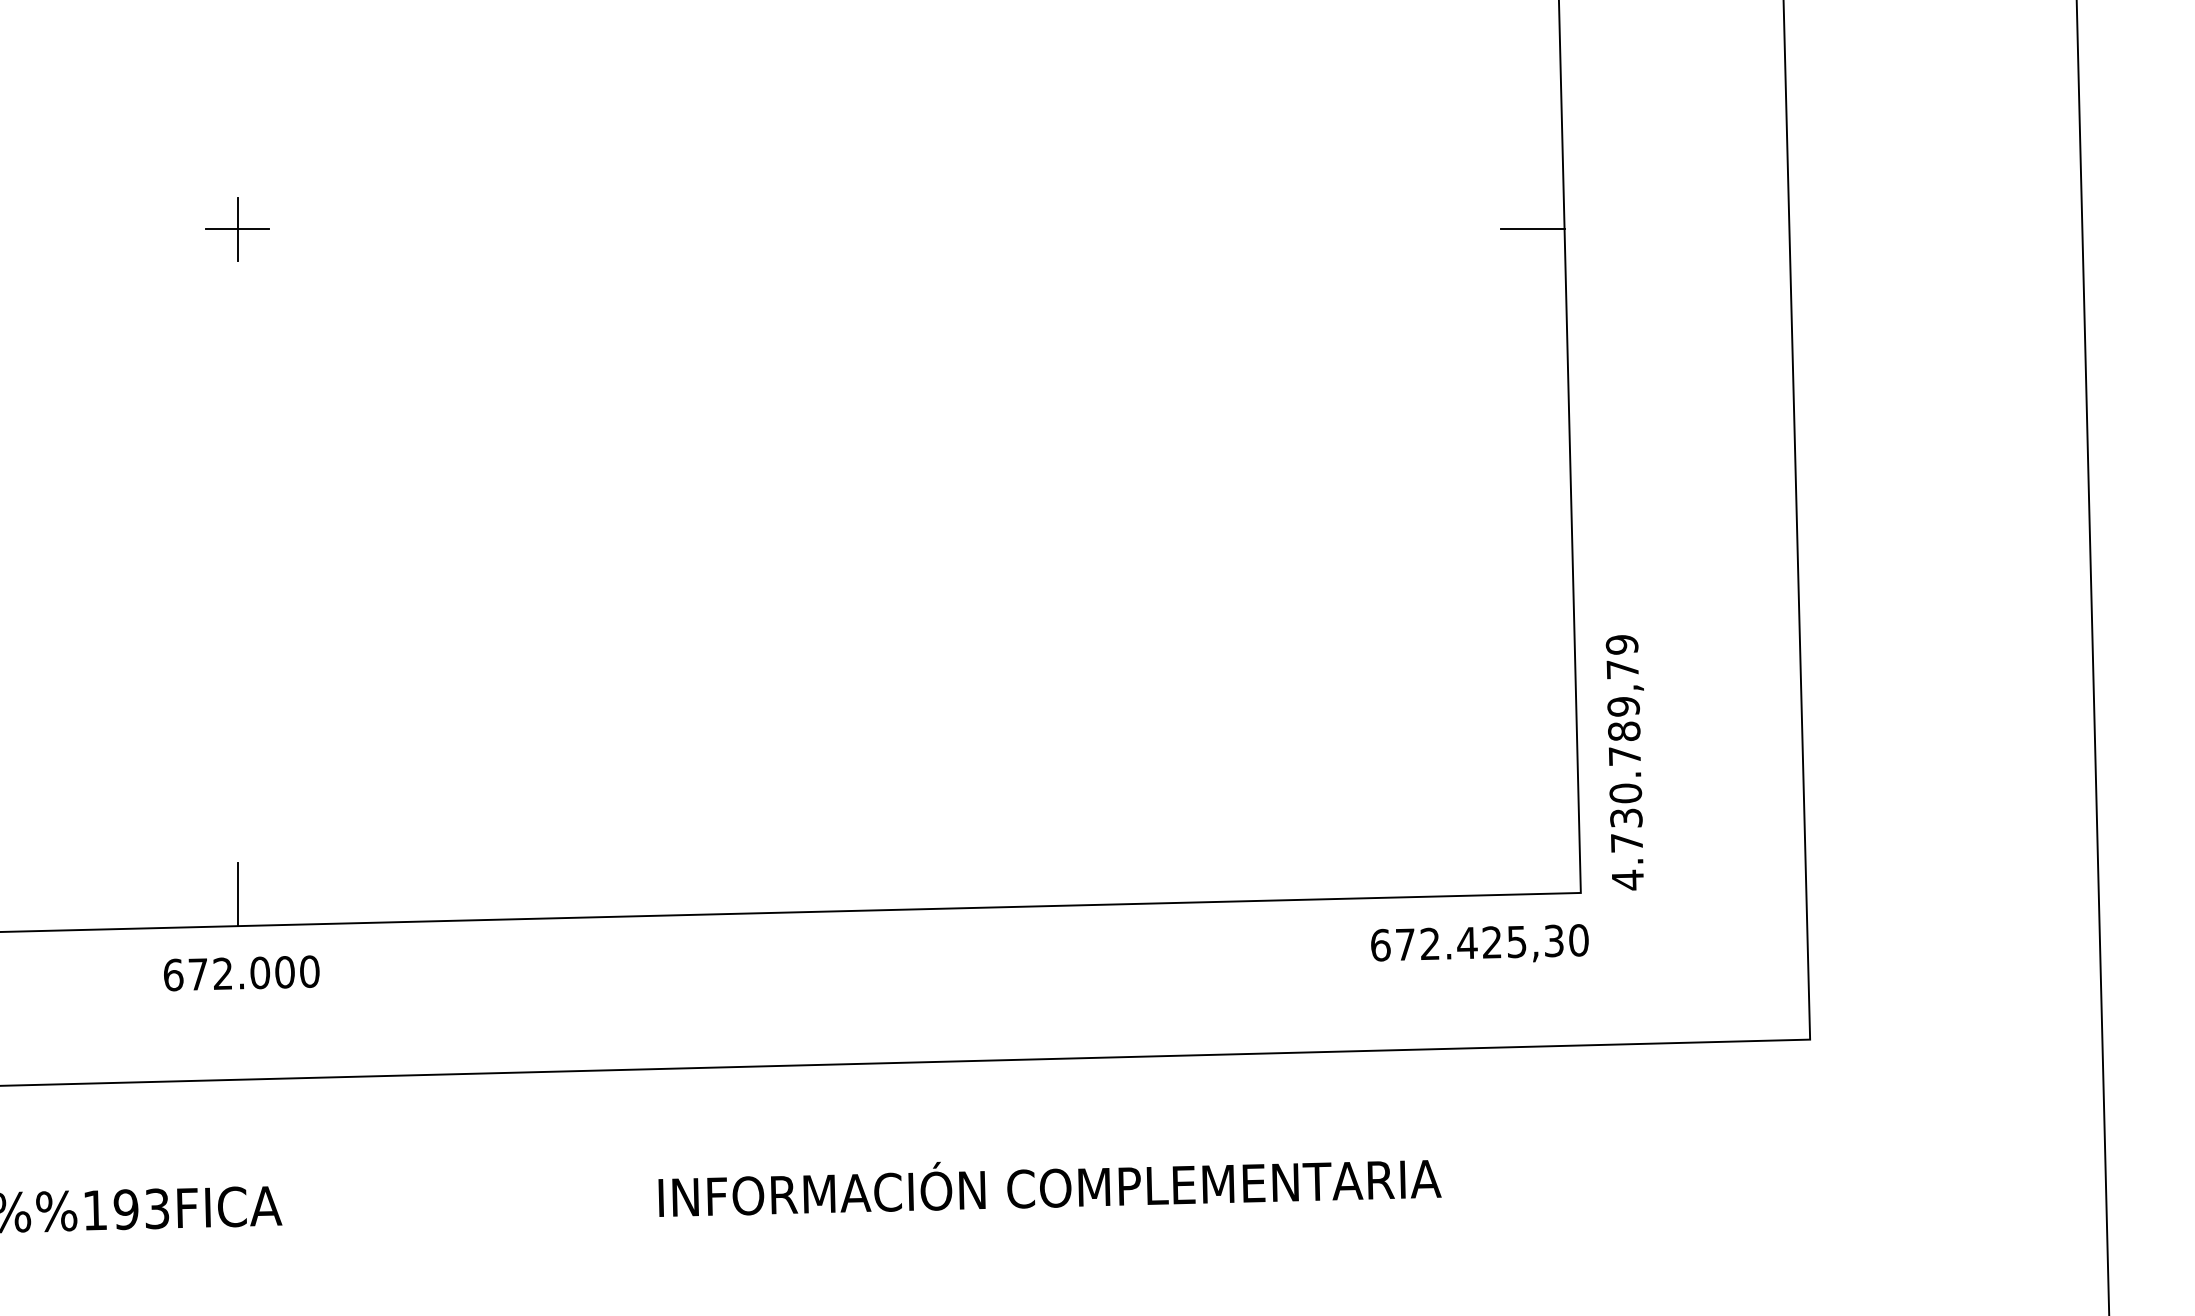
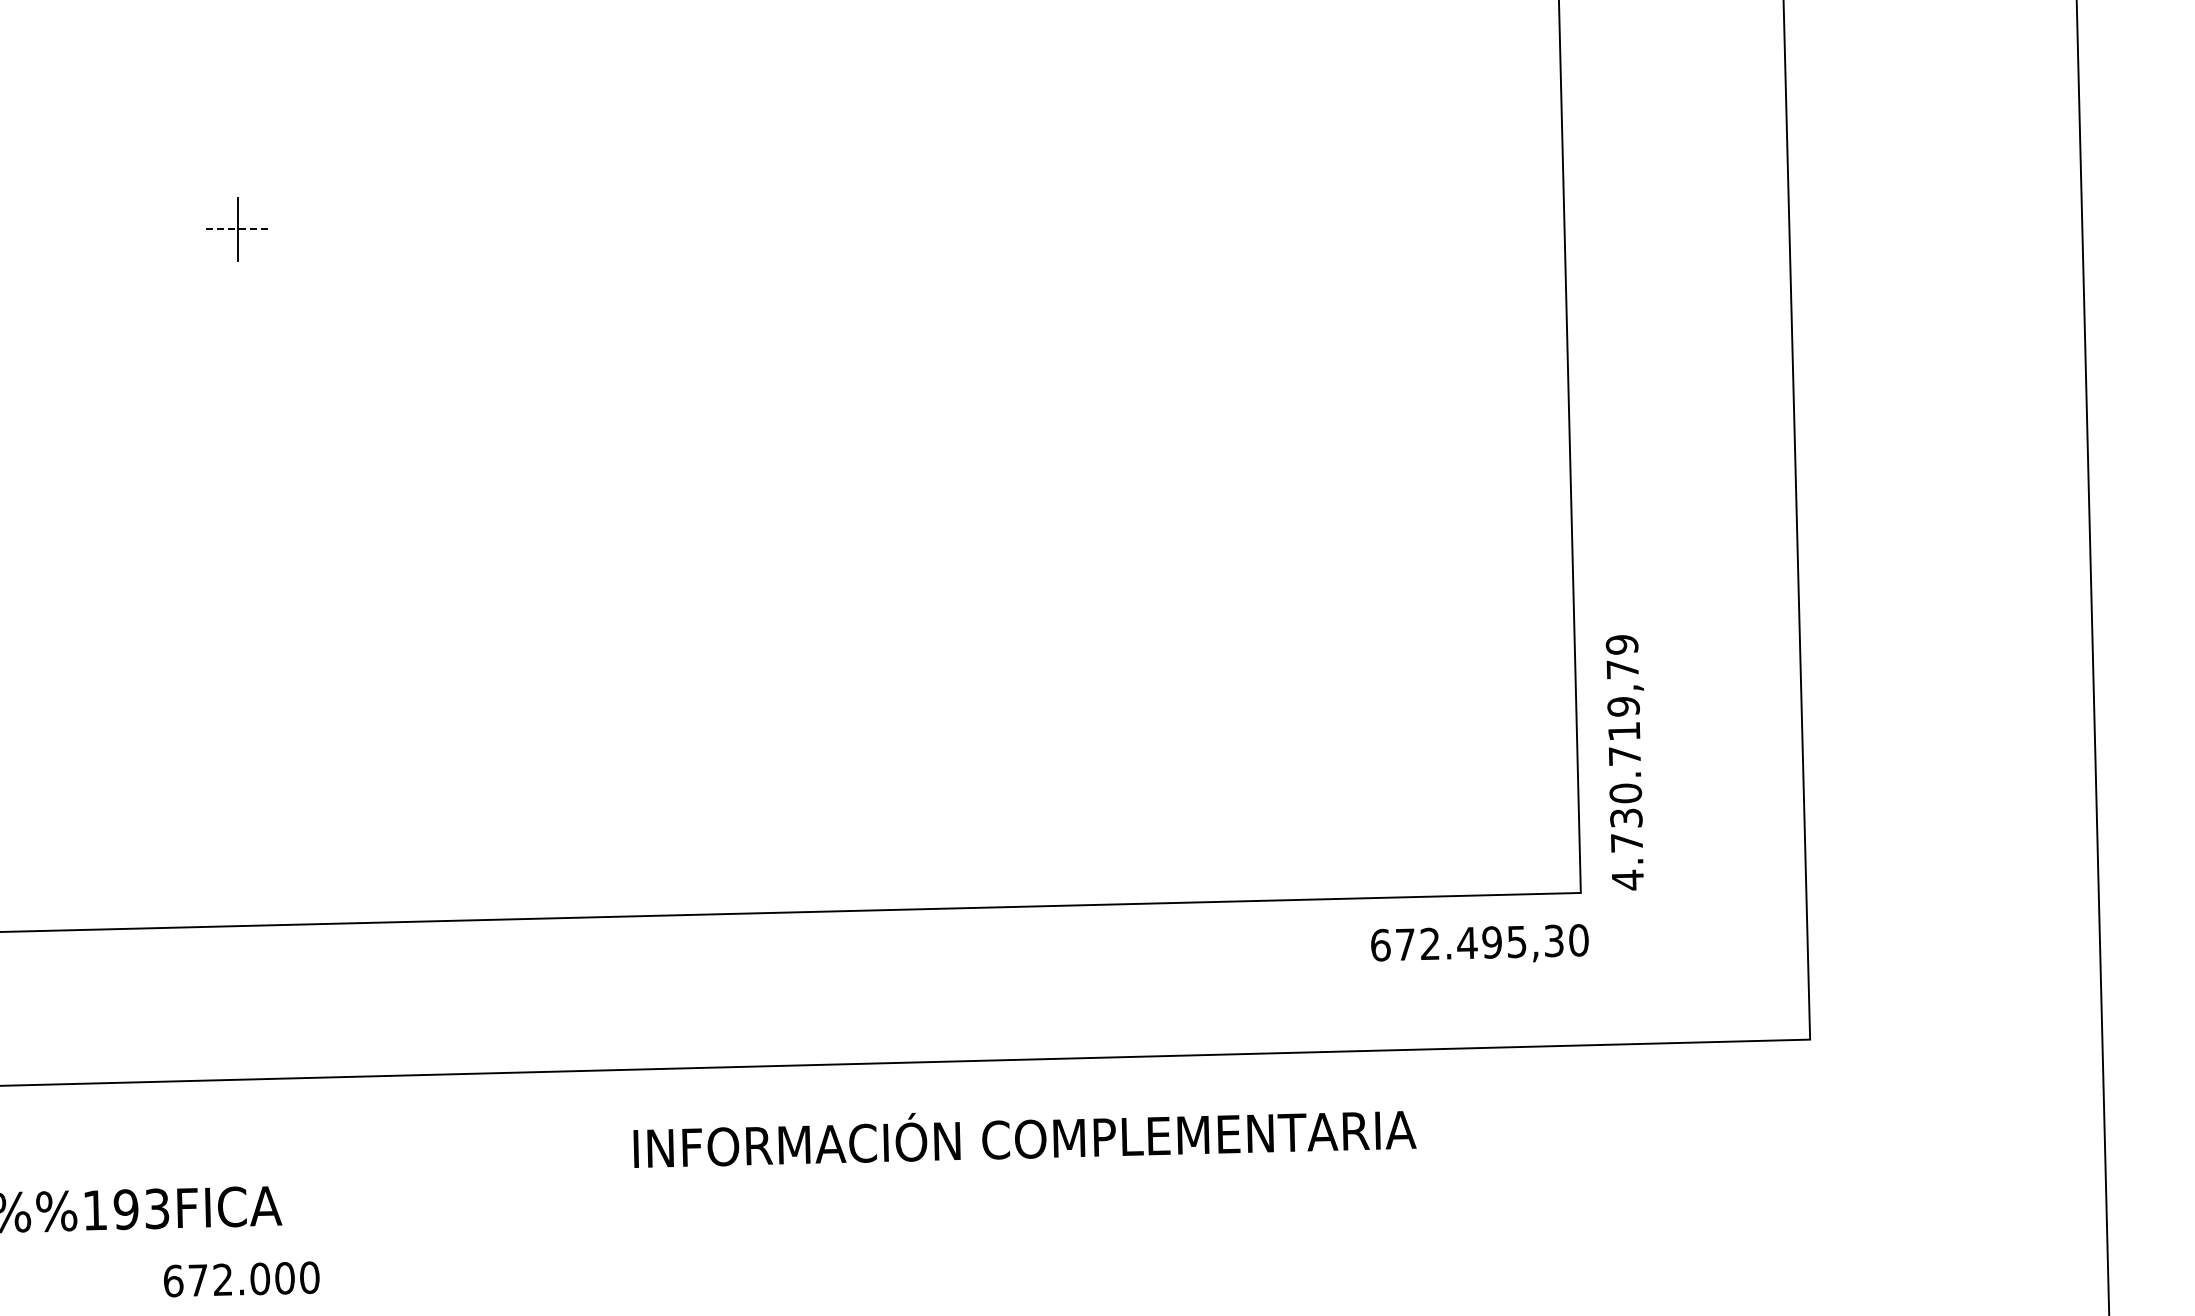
line: solid -> dashed (237, 229)
line: present -> none (1532, 229)
text: 4.730.789,79 -> 4.730.719,79 (1624, 730)
line: present -> none (237, 894)
text: 672.425,30 -> 672.495,30 (1491, 942)
text position: (241, 973) -> (241, 1279) (241, 1279)
text position: (1049, 1188) -> (1024, 1139) (1024, 1139)
